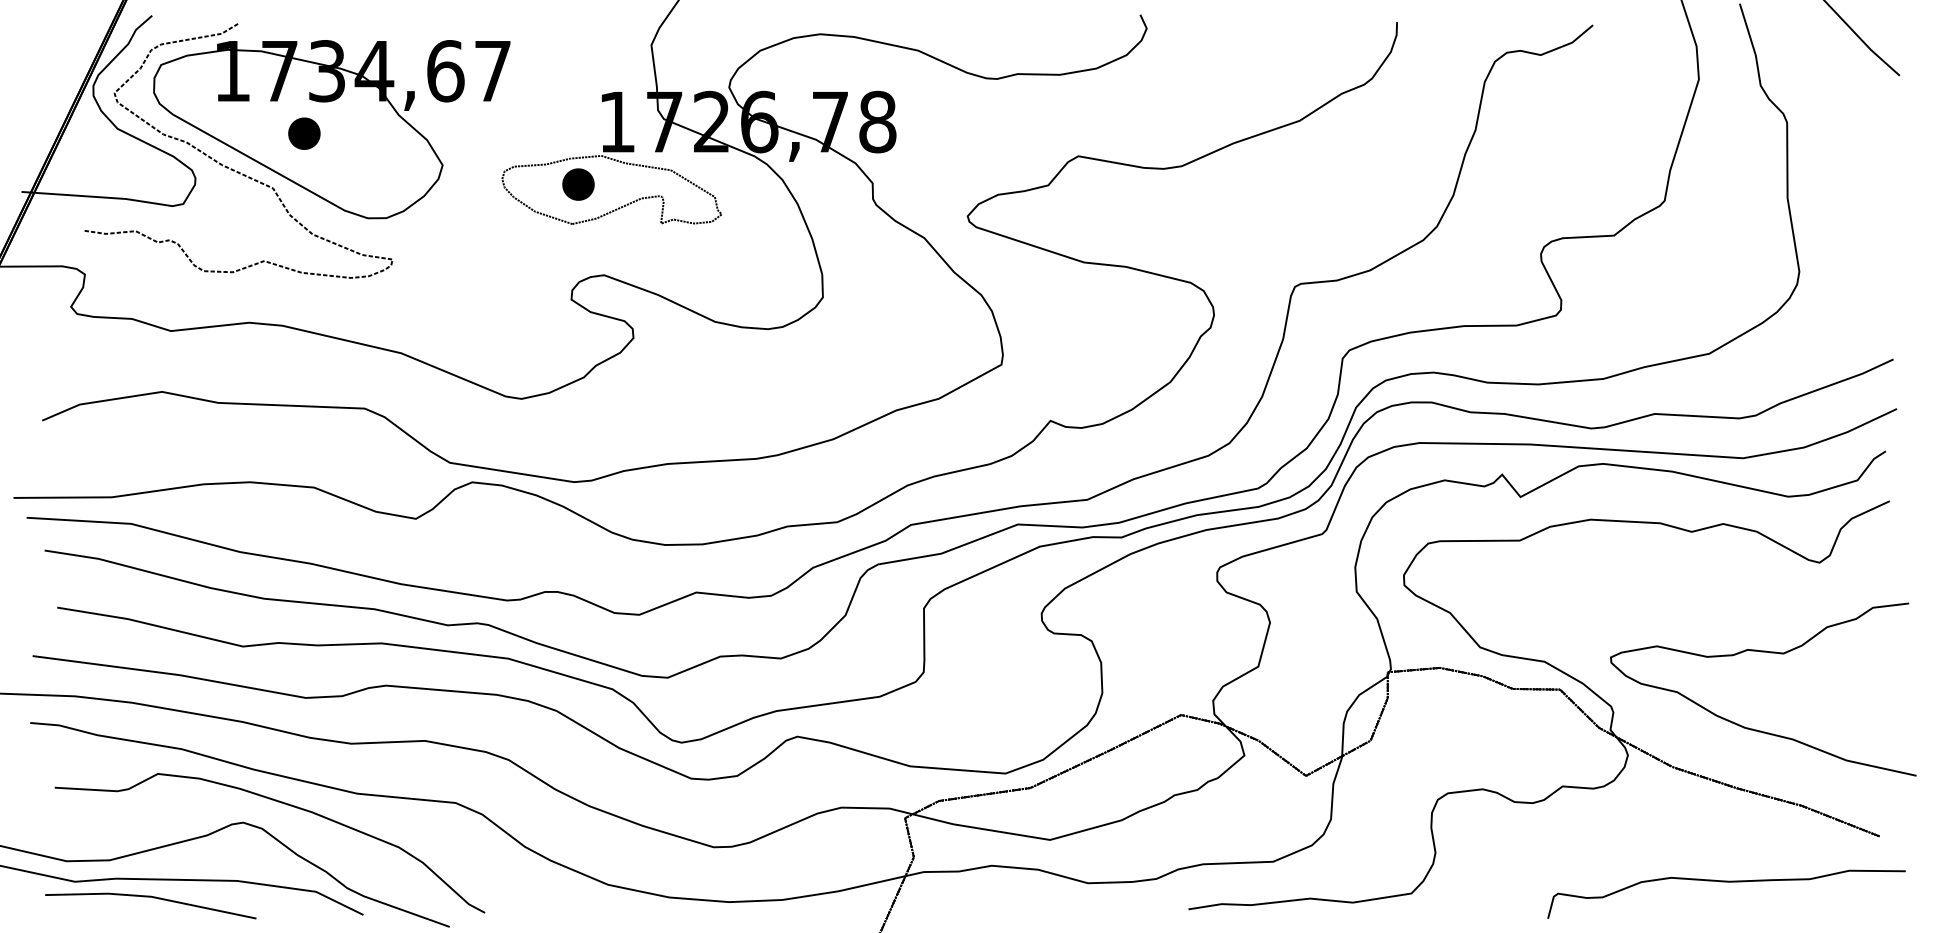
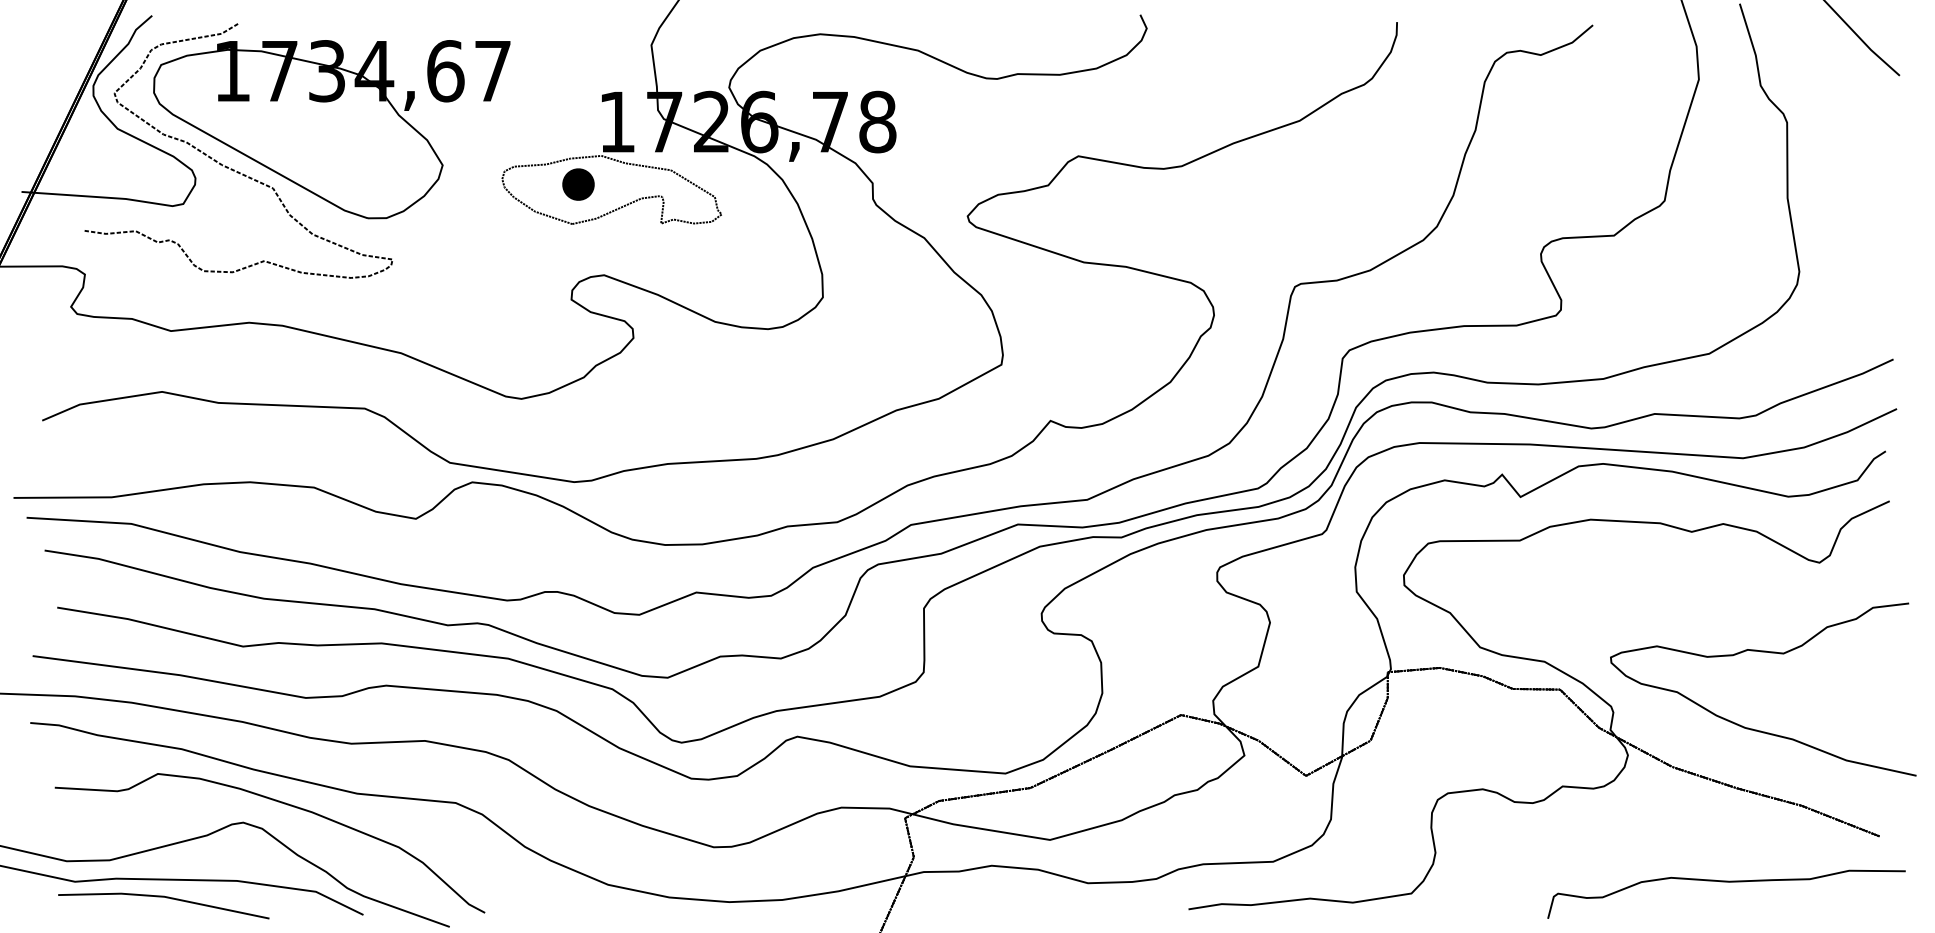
part: present -> none (304, 133)
part position: (153, 898) -> (166, 898) (166, 898)
